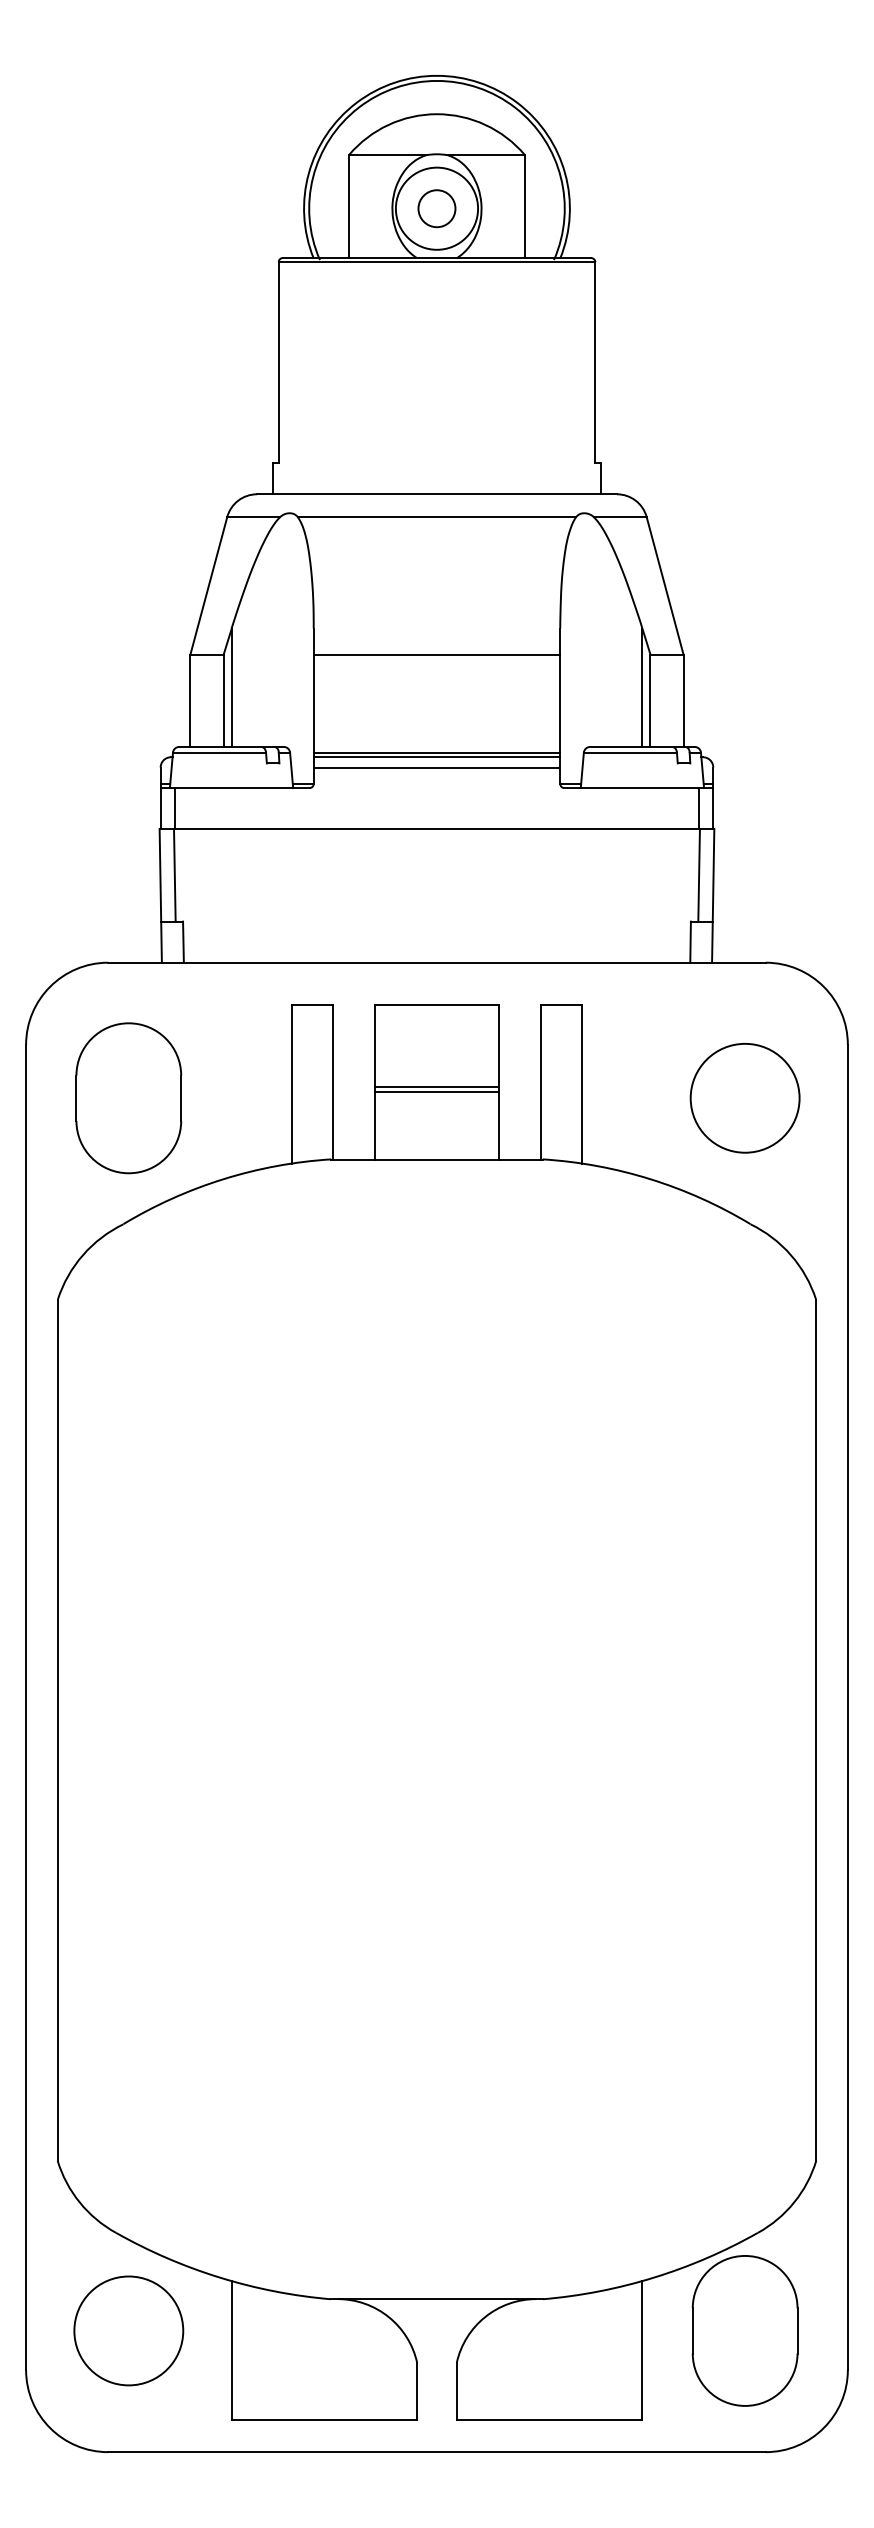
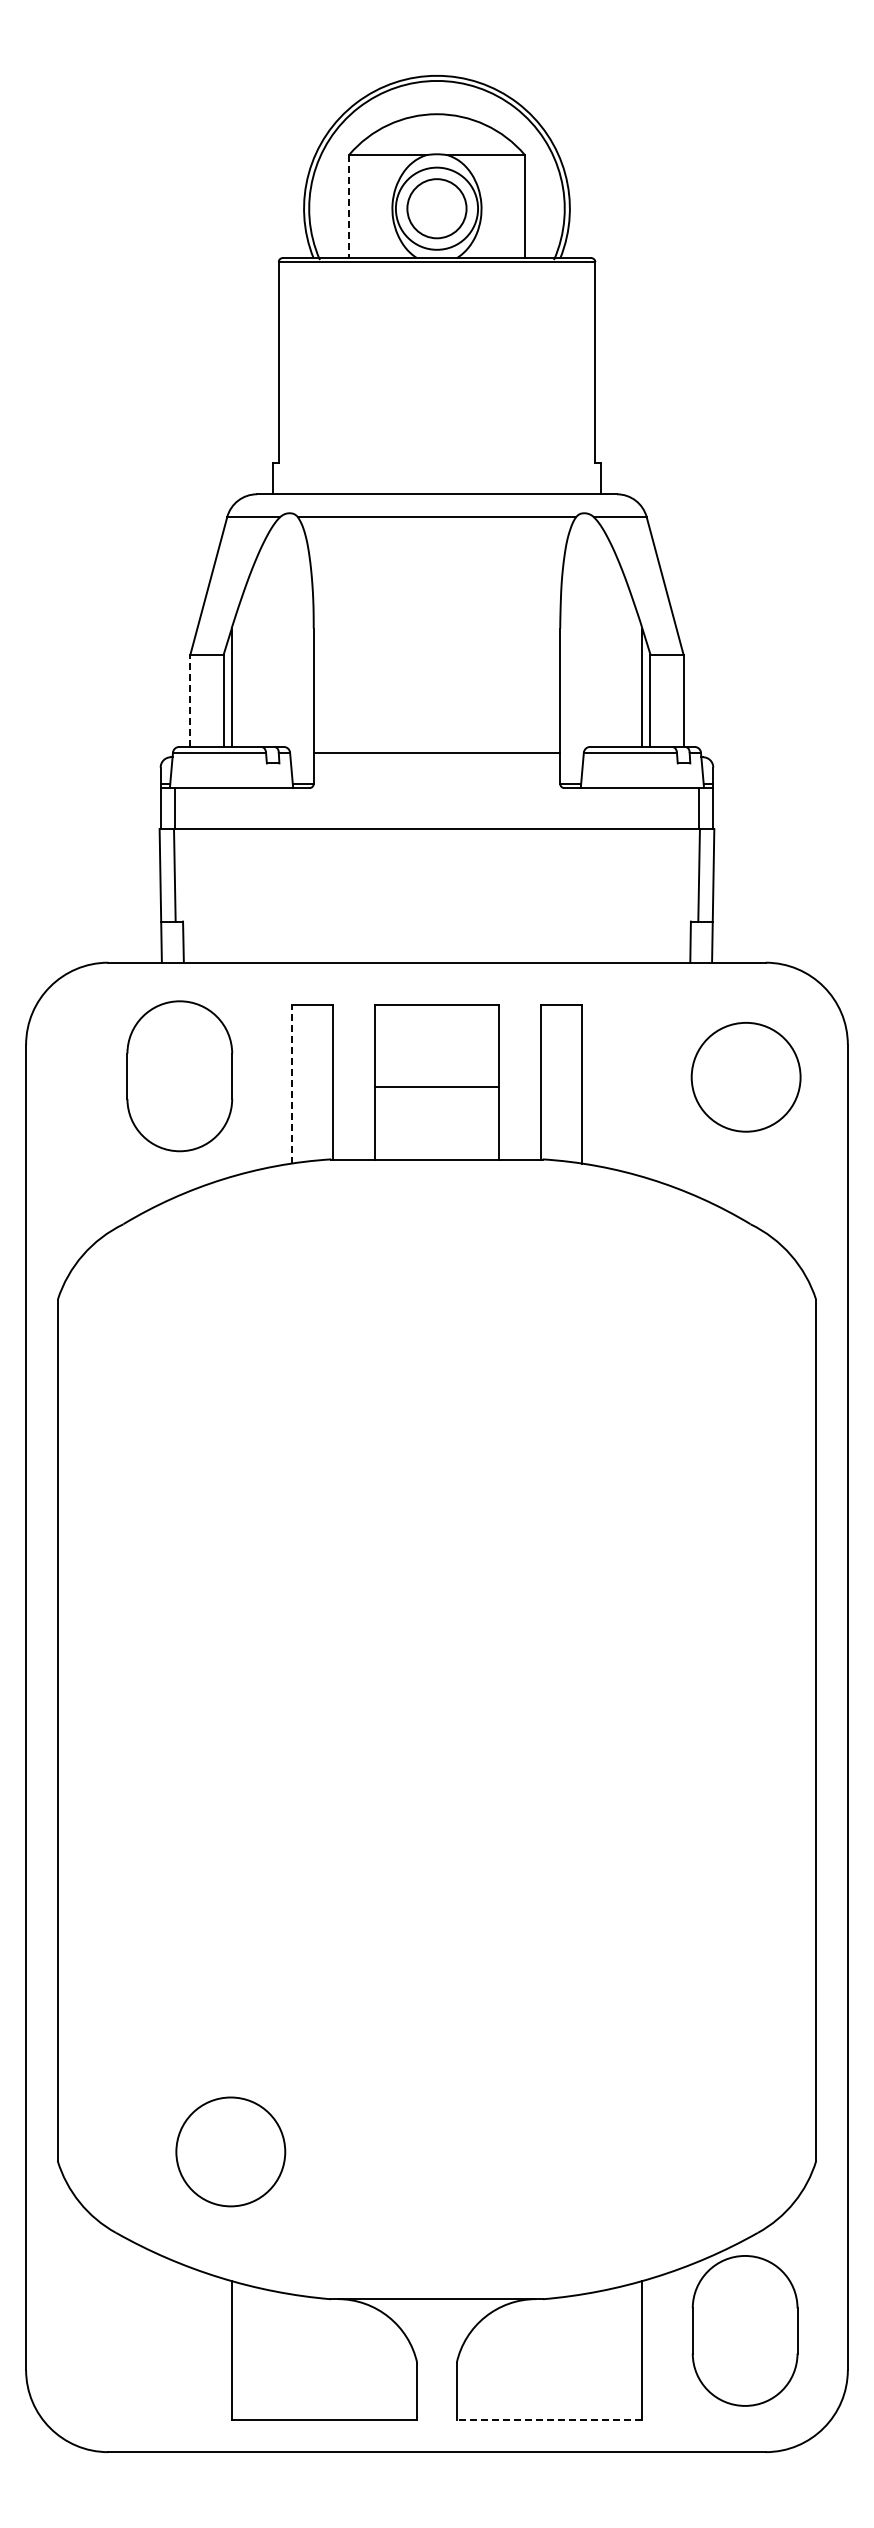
line: solid -> dashed (349, 207)
circle diameter: 37 px -> 59 px (436, 208)
line: present -> none (436, 654)
line: solid -> dashed (190, 700)
line: present -> none (436, 757)
line: present -> none (436, 767)
line: solid -> dashed (291, 1084)
line: present -> none (436, 1091)
part position: (128, 1098) -> (179, 1076) (179, 1076)
circle position: (744, 1098) -> (745, 1077) (745, 1077)
circle position: (128, 2330) -> (230, 2151) (230, 2151)
line: solid -> dashed (548, 2420)
